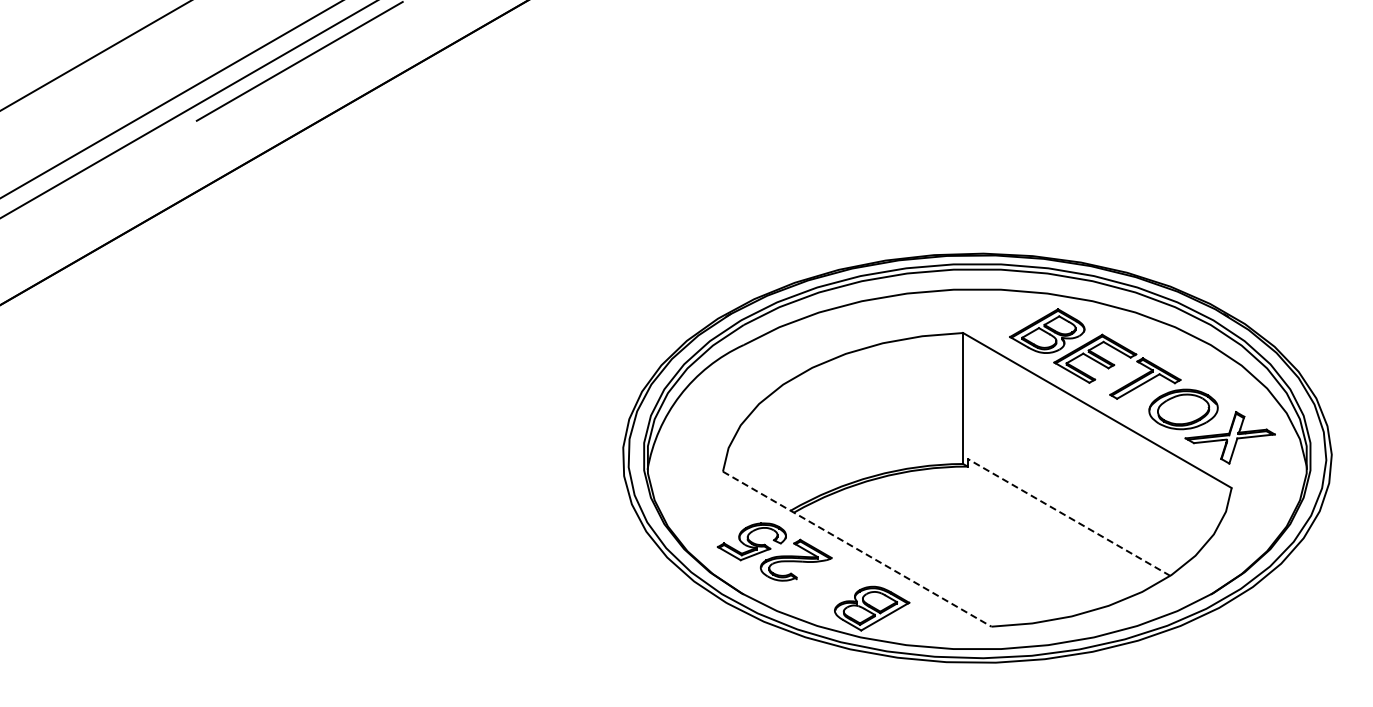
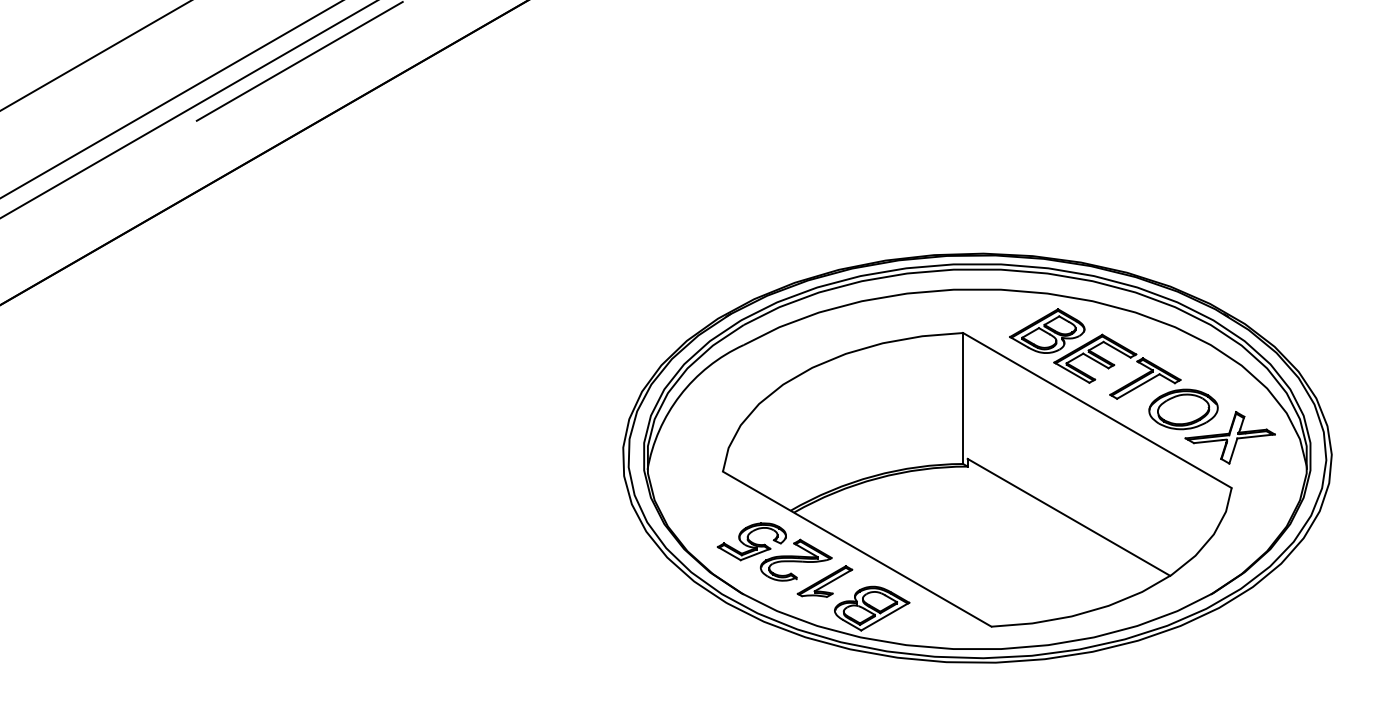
line: dashed -> solid (1068, 517)
line: dashed -> solid (857, 549)
part: none -> present (824, 581)
